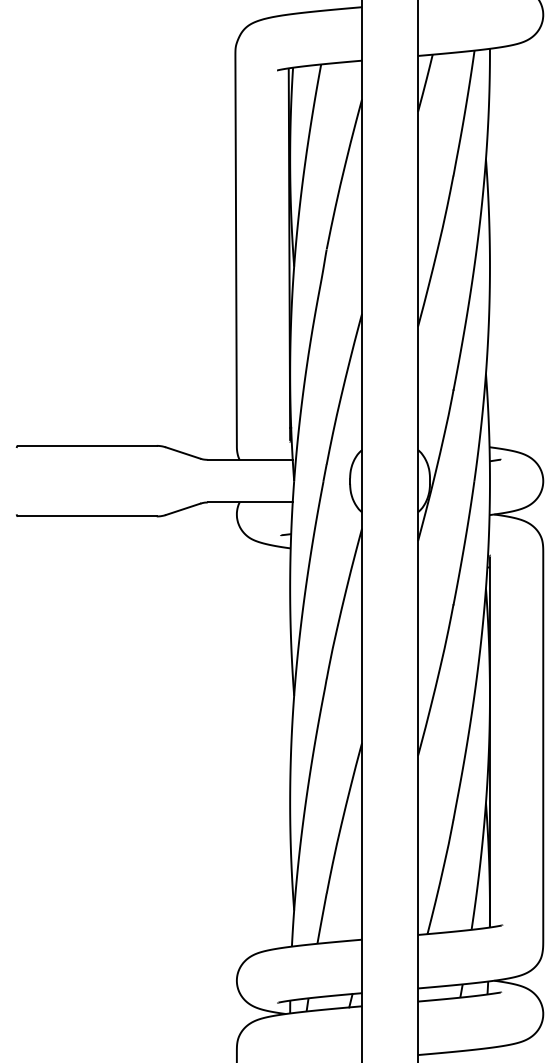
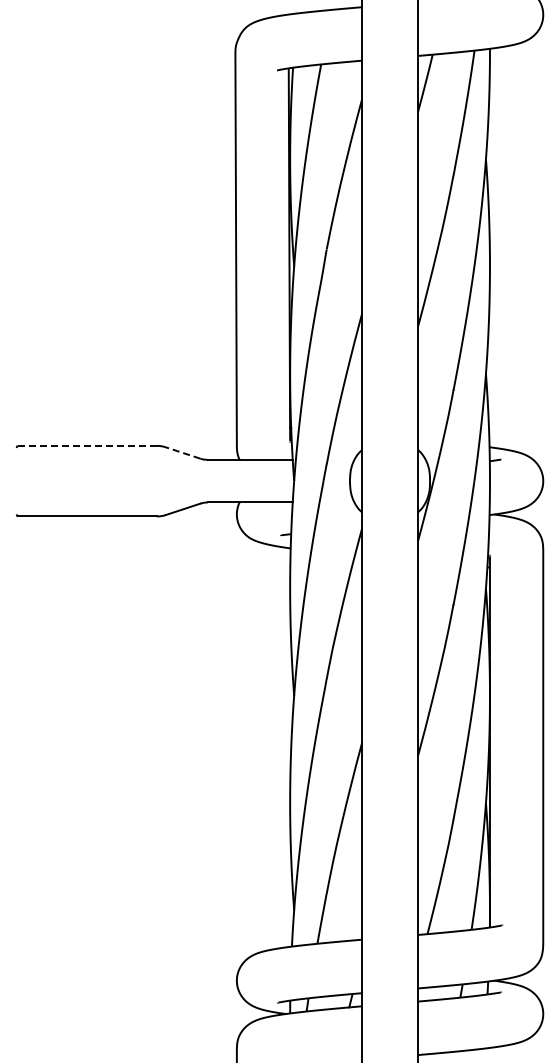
line: solid -> dashed (87, 445)
line: solid -> dashed (182, 452)
